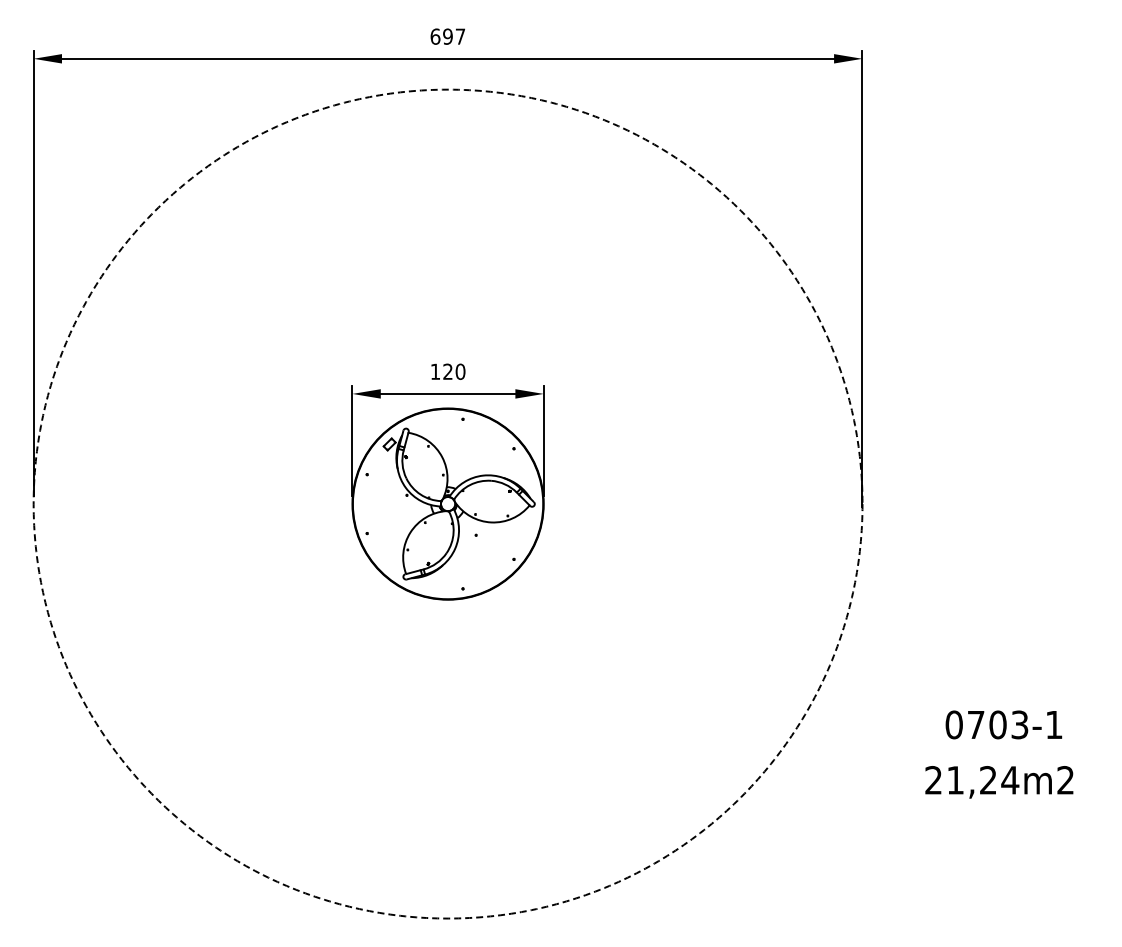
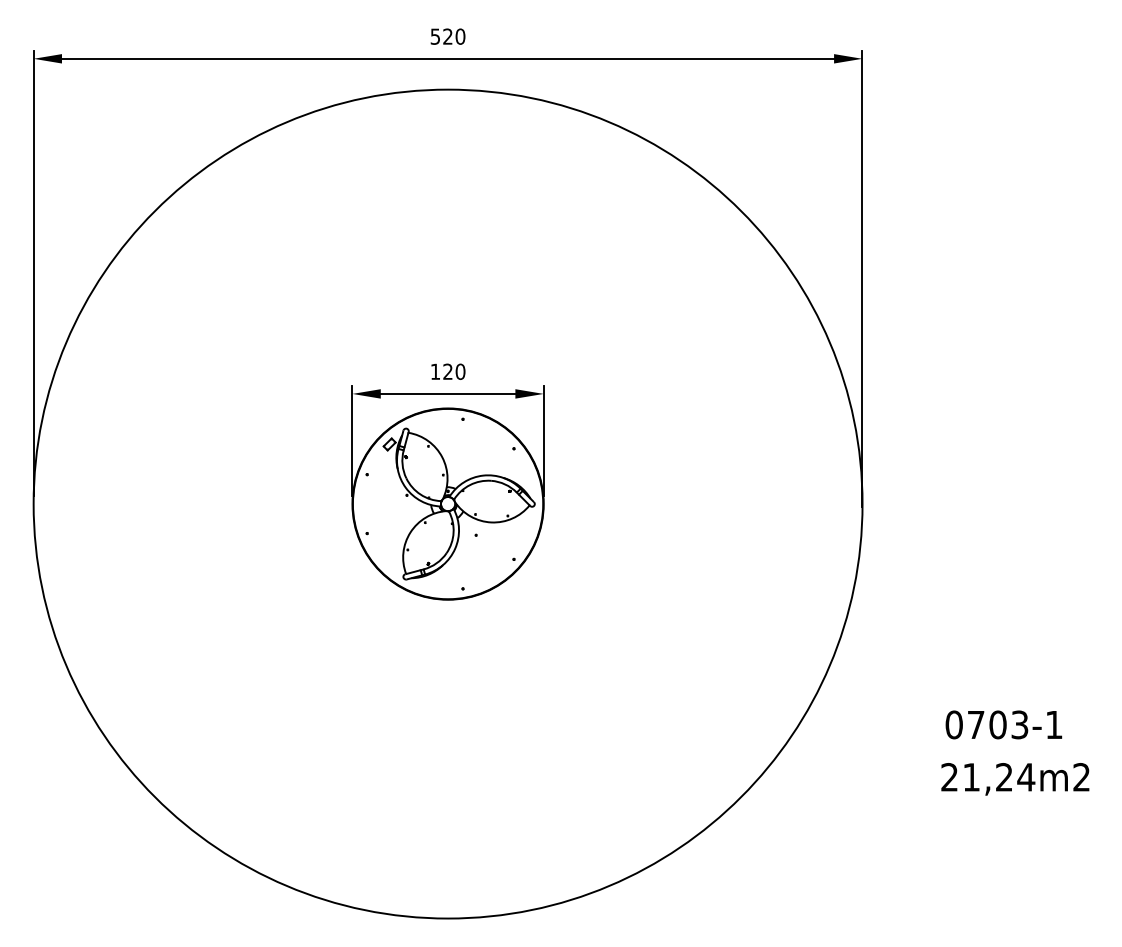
text: 697 -> 520 (447, 36)
circle: dashed -> solid (447, 503)
text position: (999, 782) -> (1015, 779) (1015, 779)
